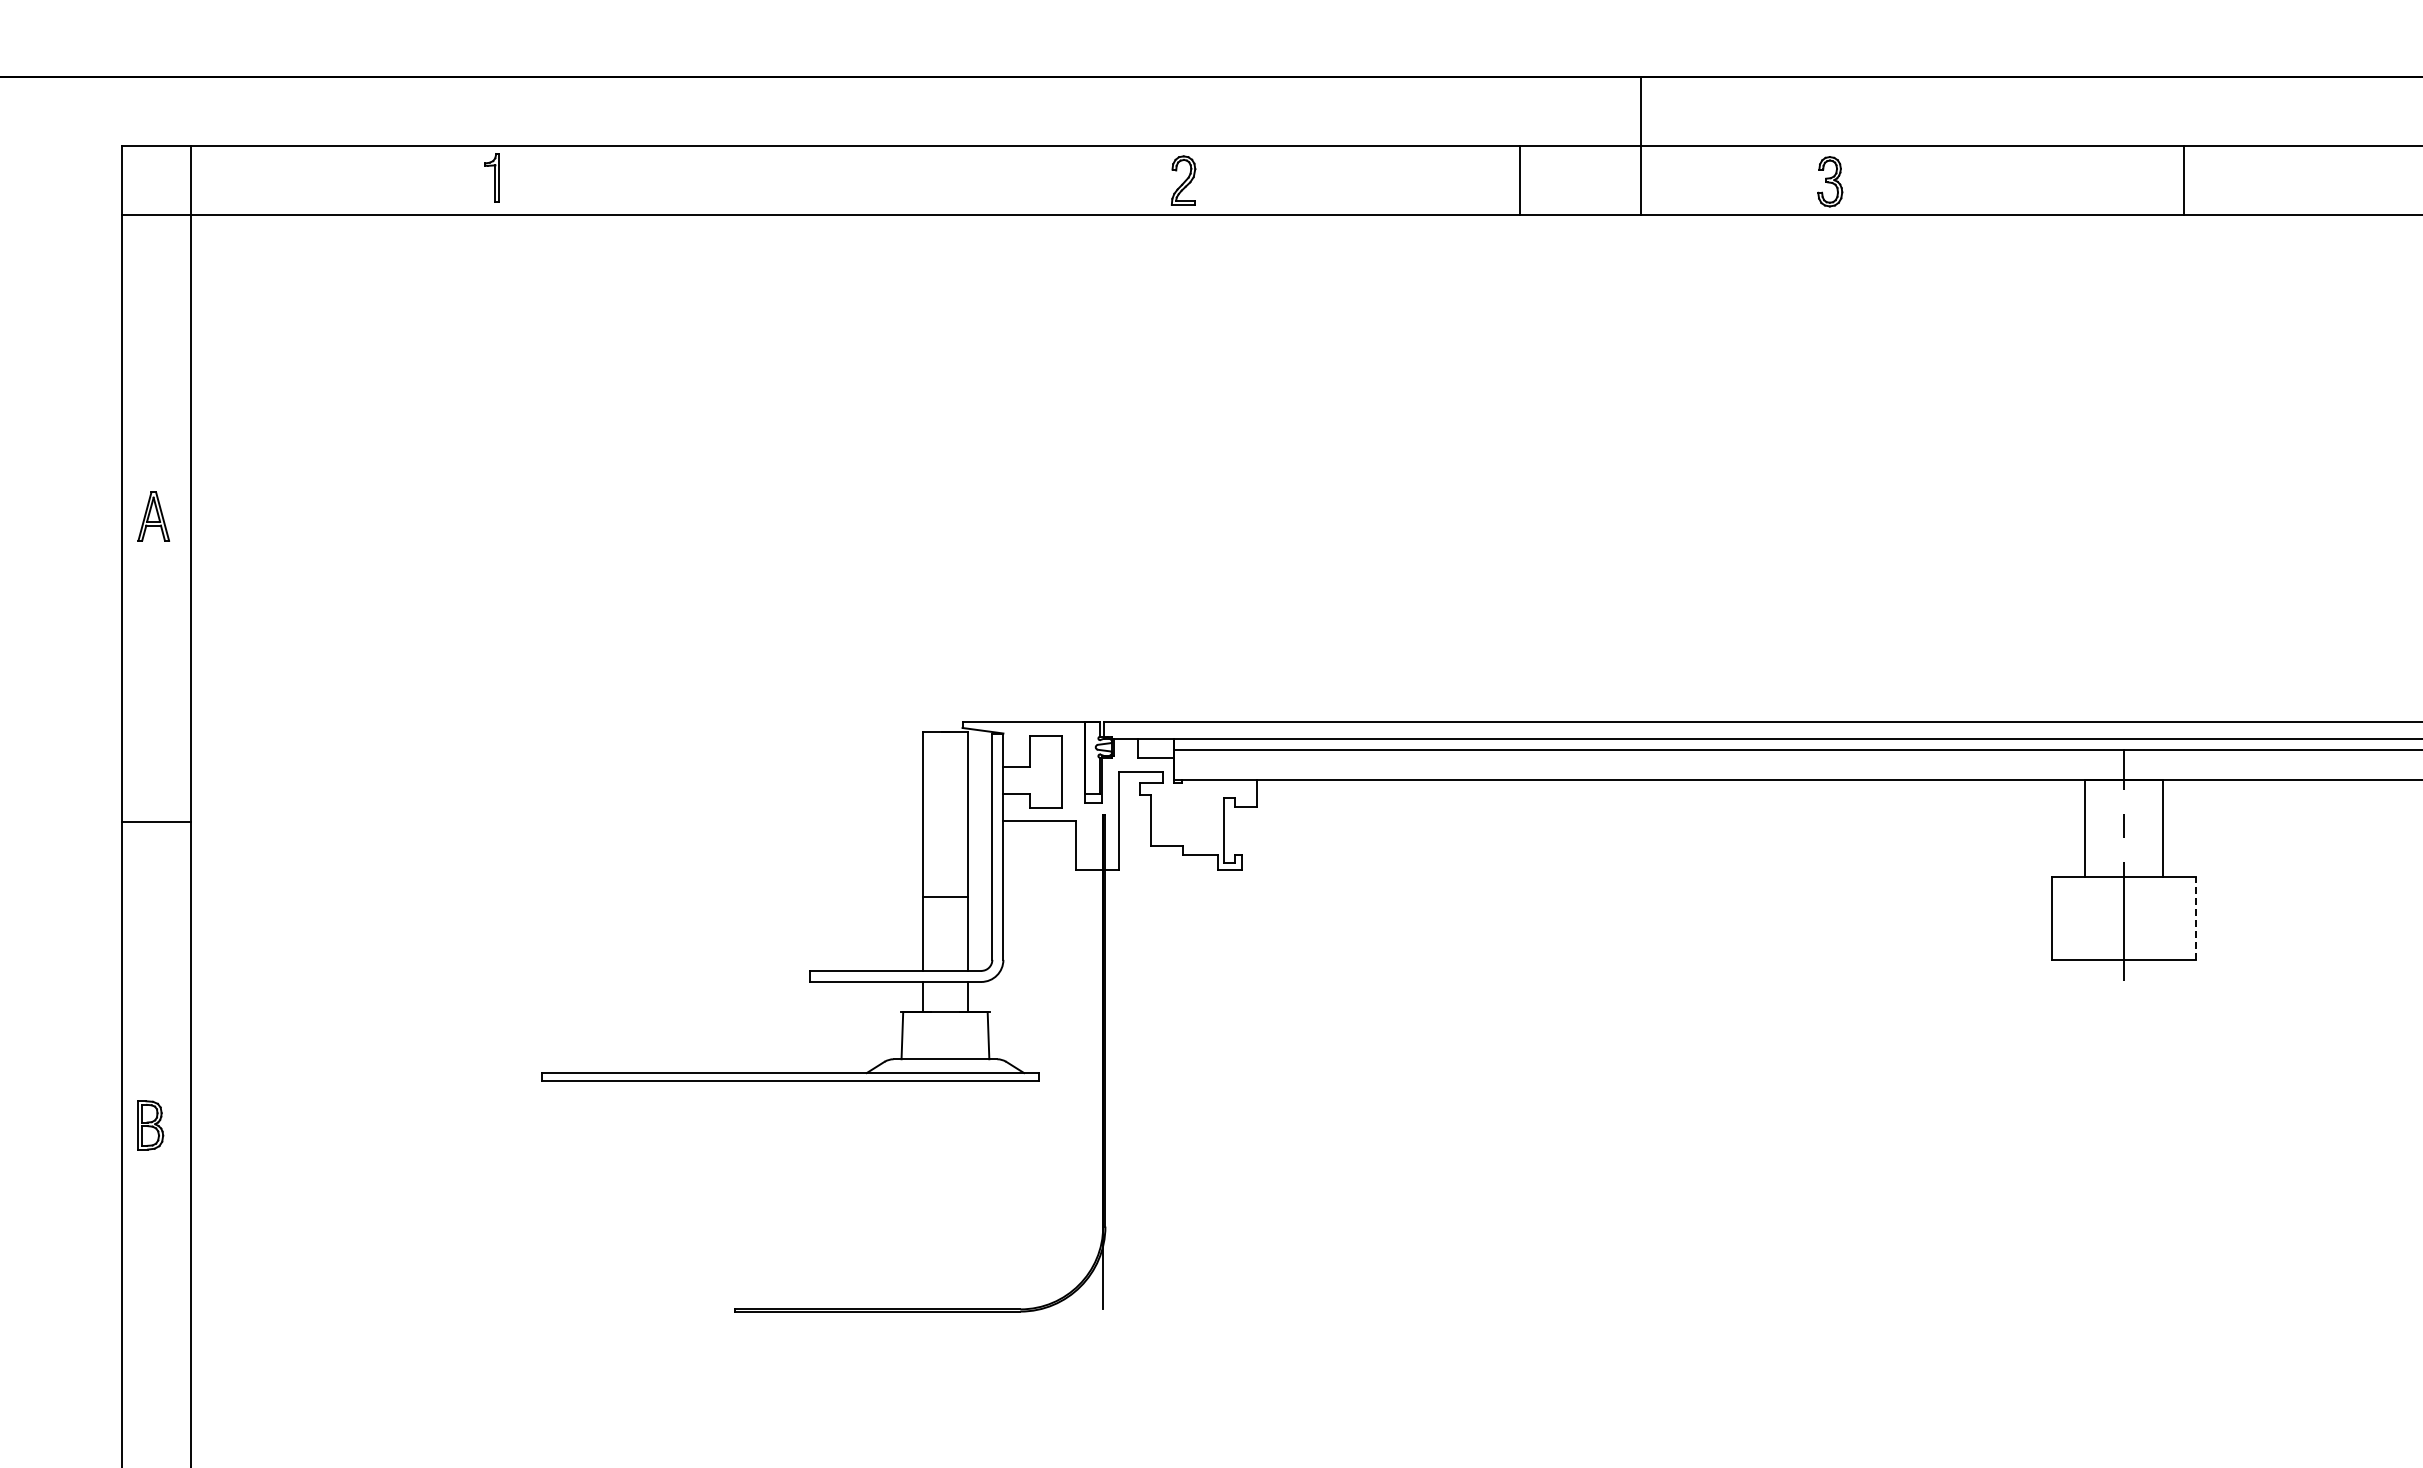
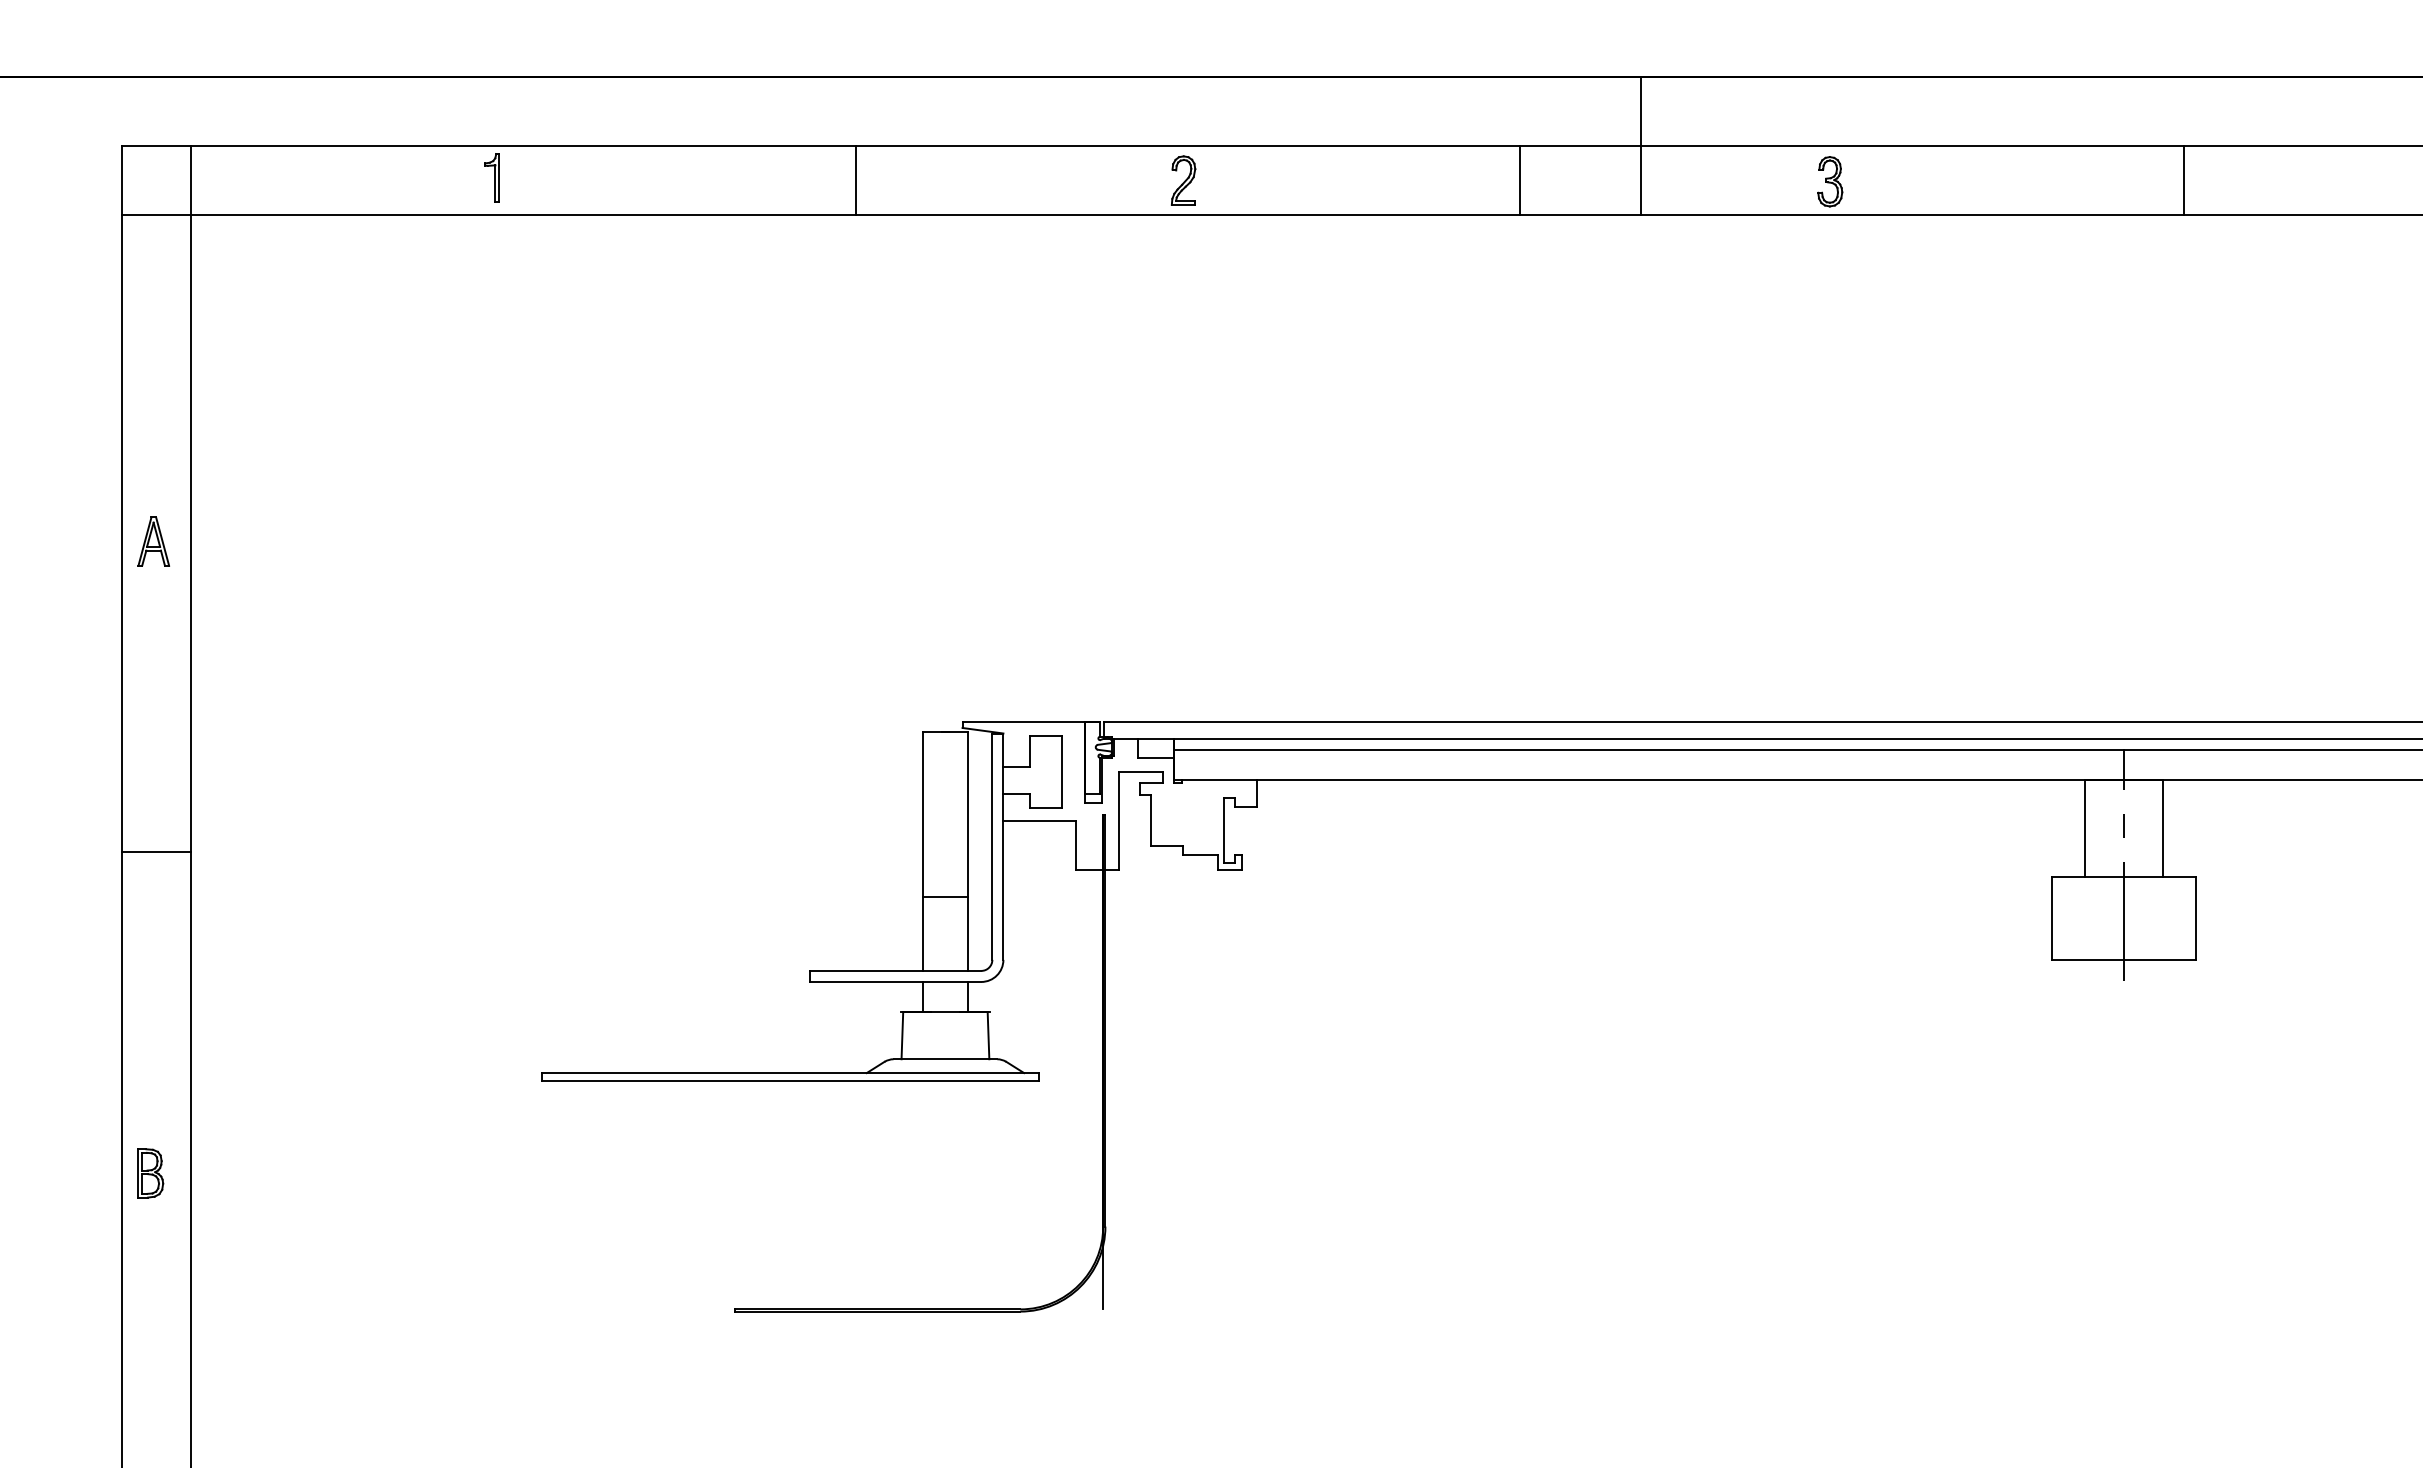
line: none -> present (855, 180)
part position: (153, 516) -> (153, 541) (153, 541)
line position: (156, 822) -> (156, 852) (156, 852)
line: dashed -> solid (2195, 917)
part position: (150, 1125) -> (150, 1173) (150, 1173)
